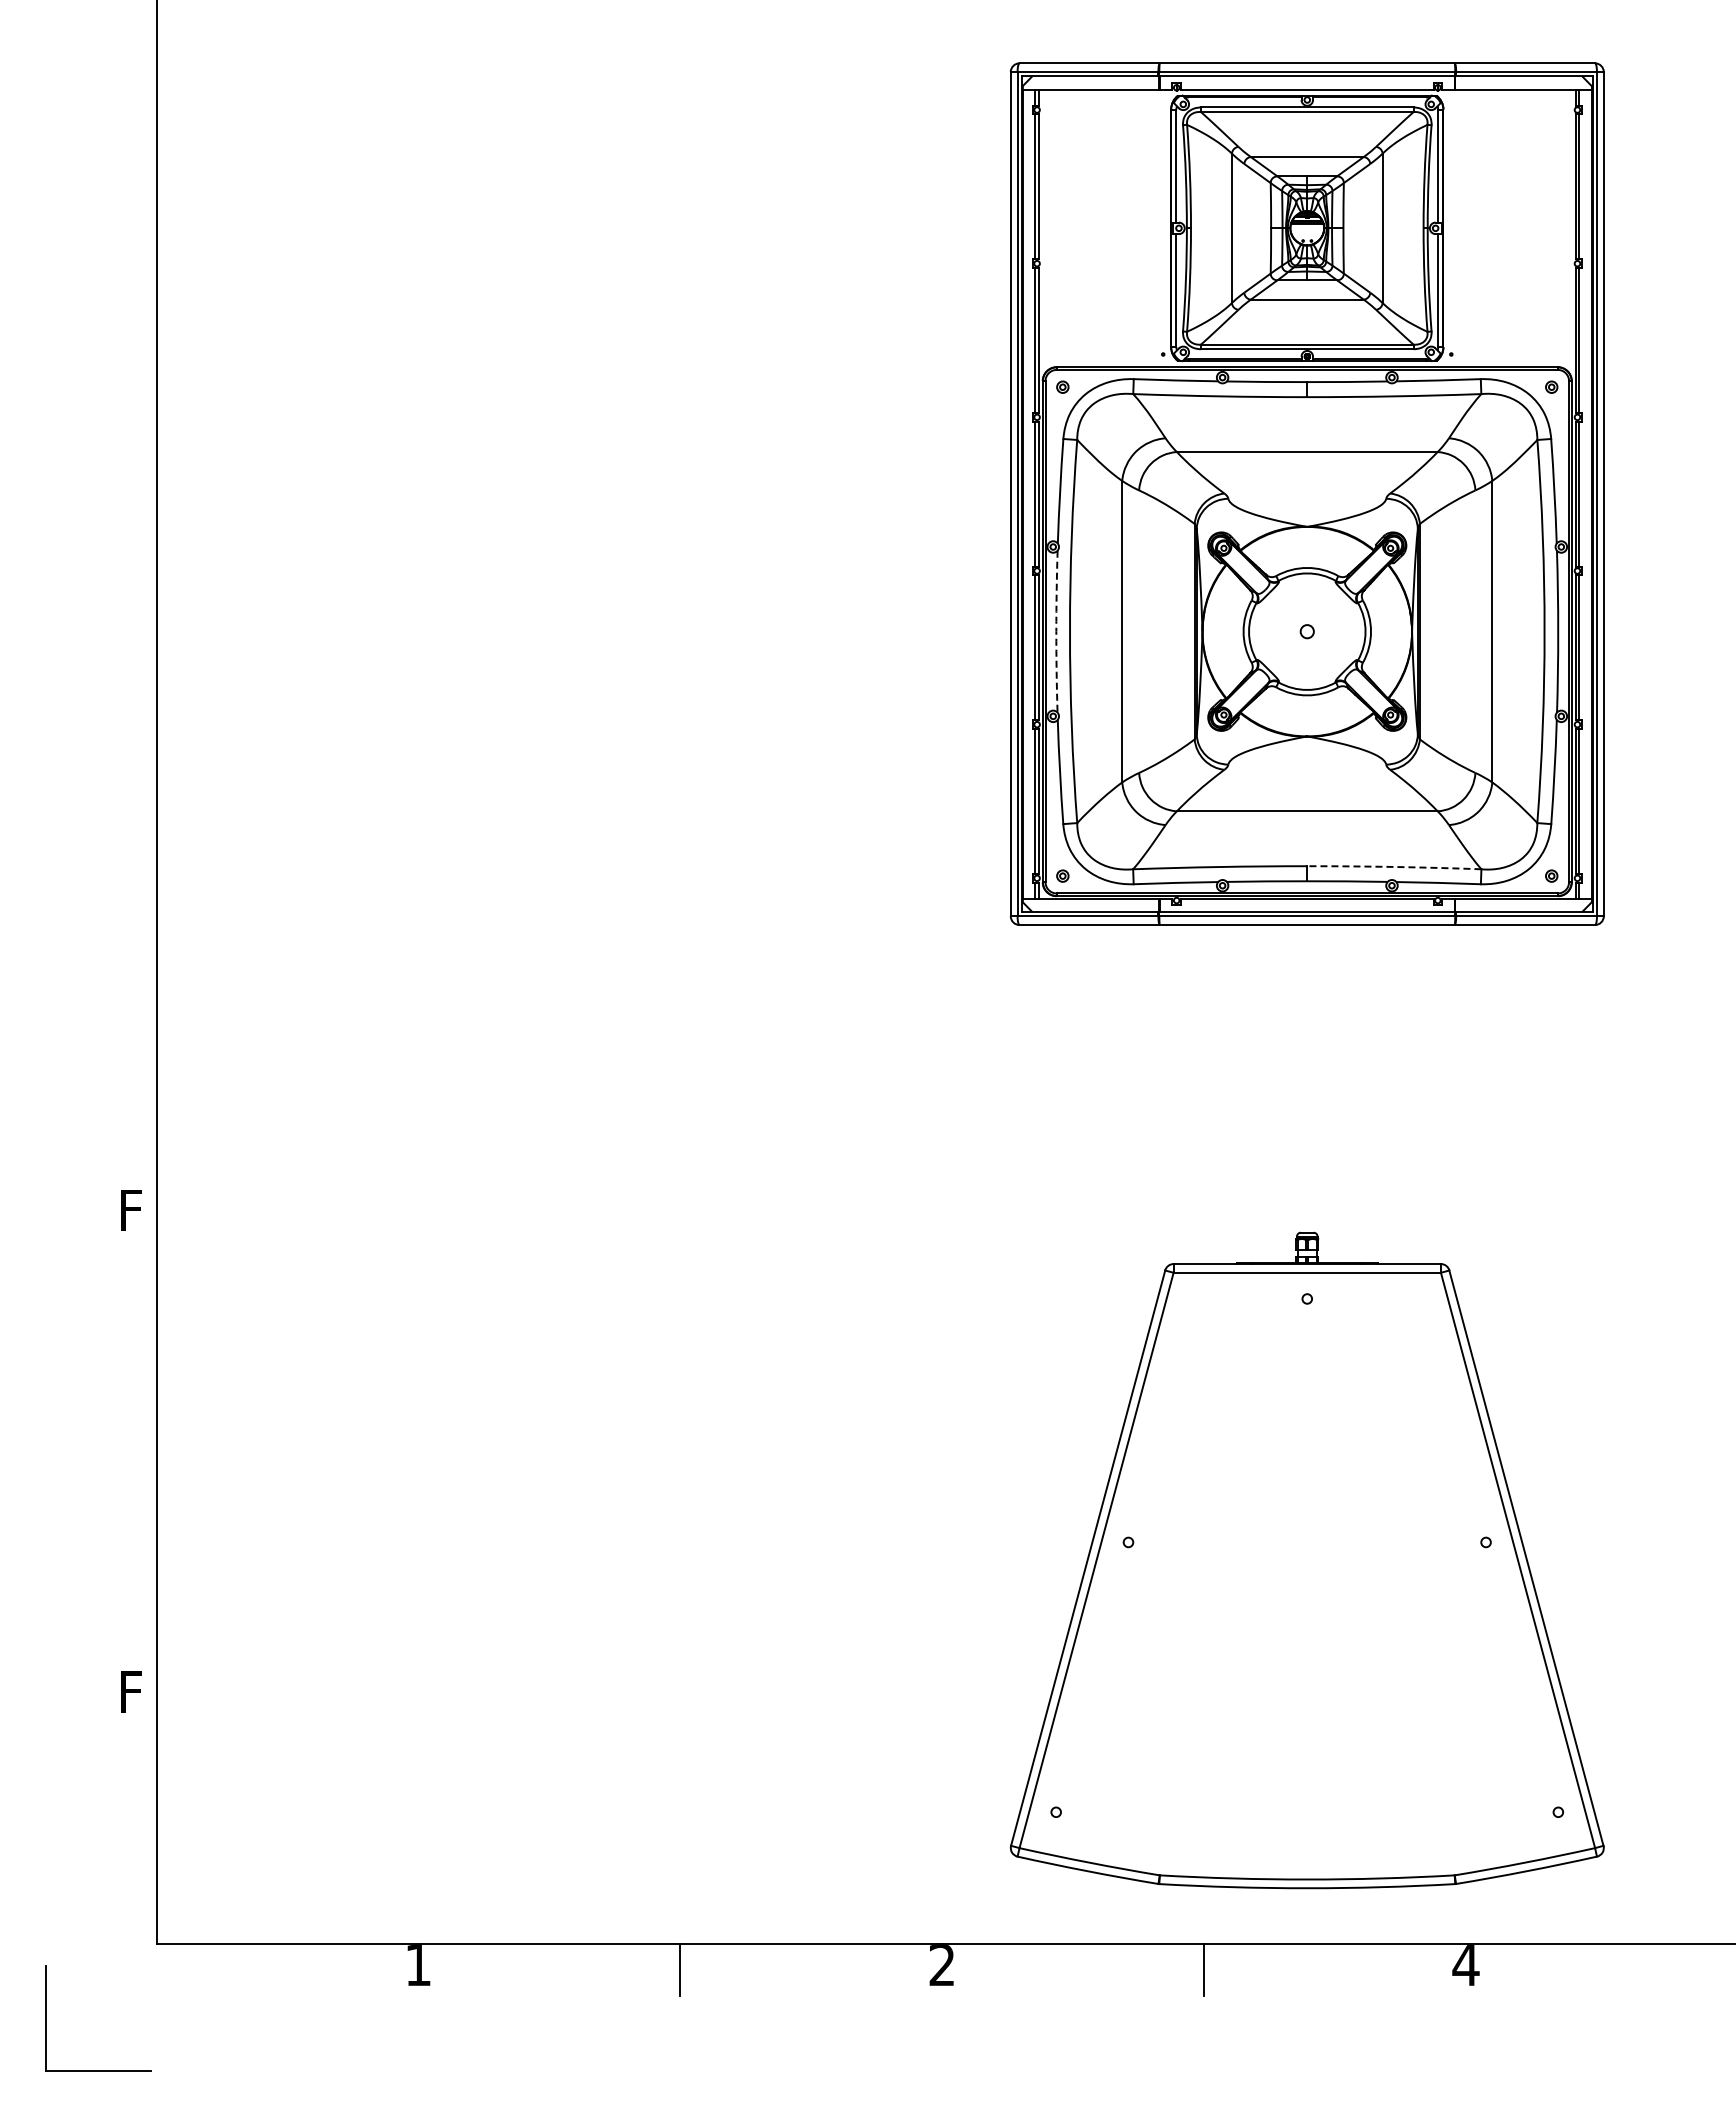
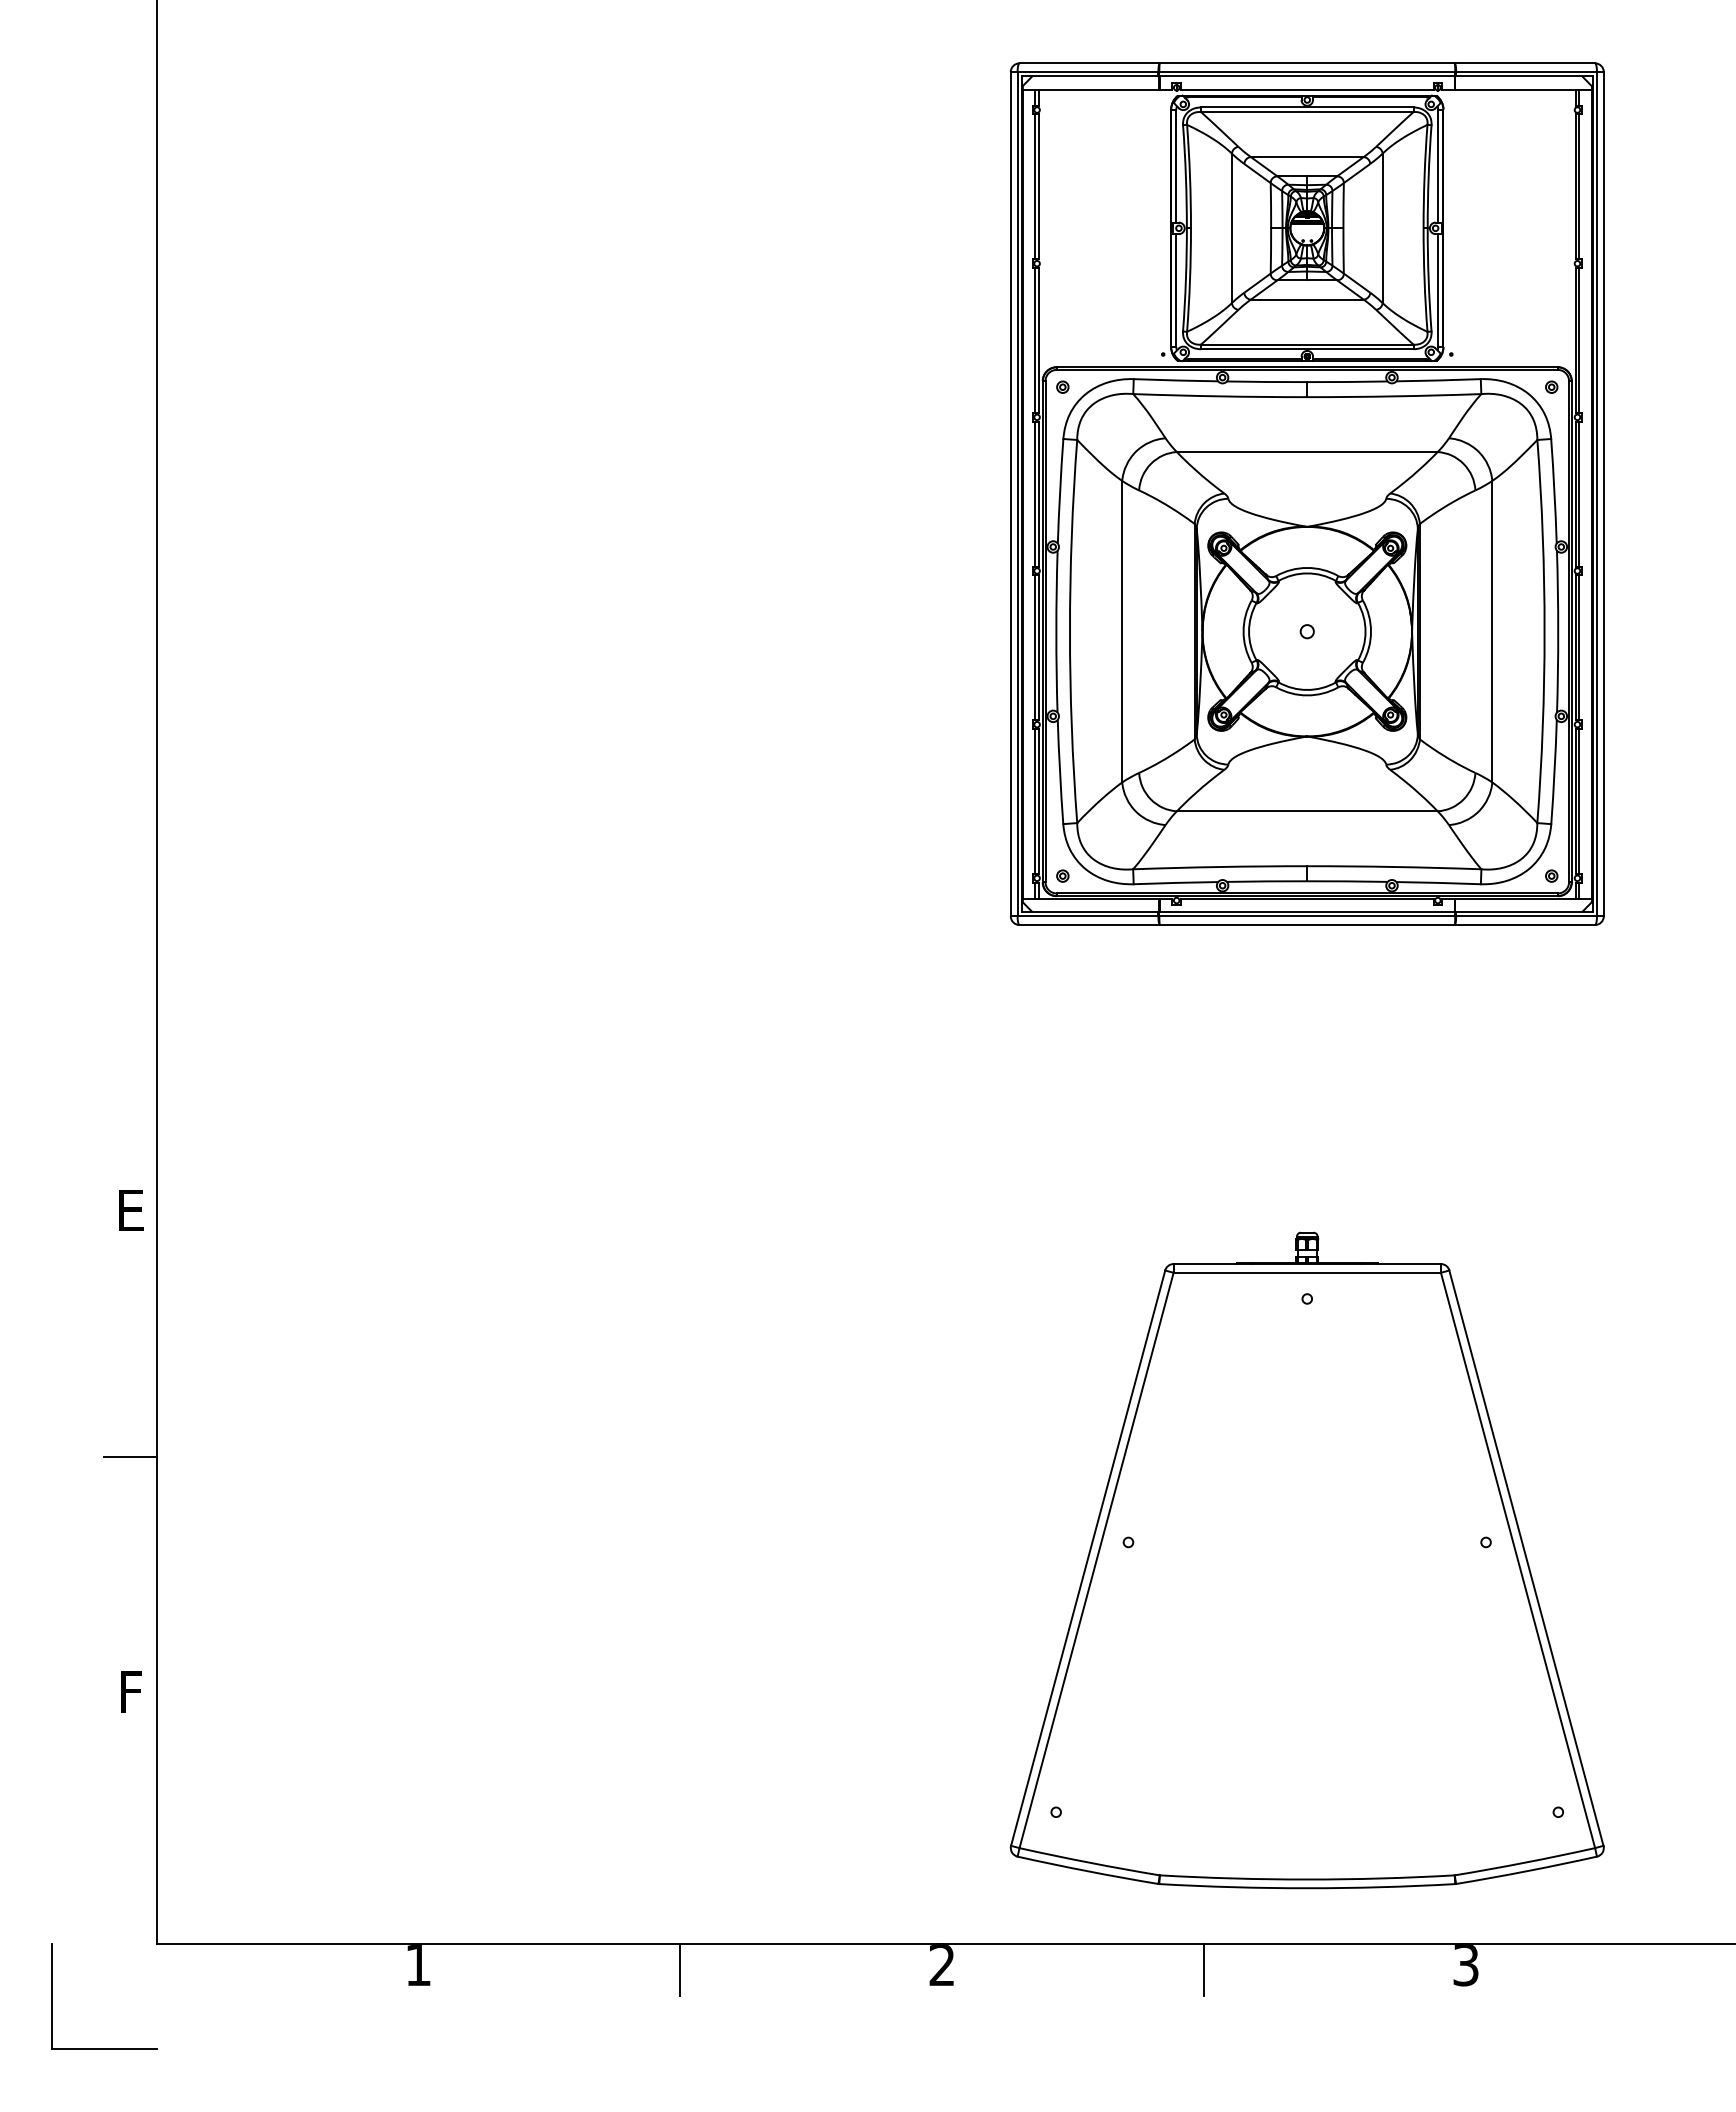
arc: dashed -> solid (1056, 631)
arc: dashed -> solid (1394, 866)
text: F -> E (131, 1210)
line: none -> present (130, 1456)
text: 4 -> 3 (1465, 1965)
part position: (46, 2018) -> (52, 1996) (52, 1996)
